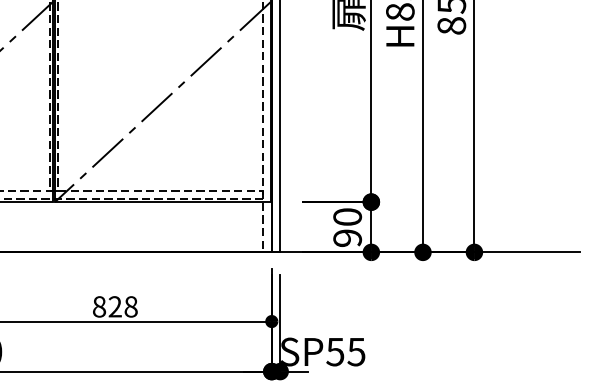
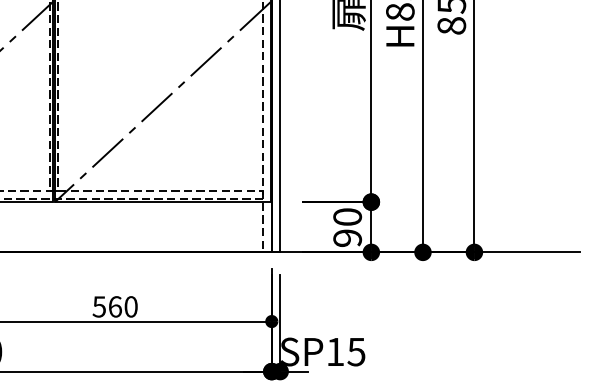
text: 828 -> 560 (114, 306)
text: SP55 -> SP15 (335, 352)
